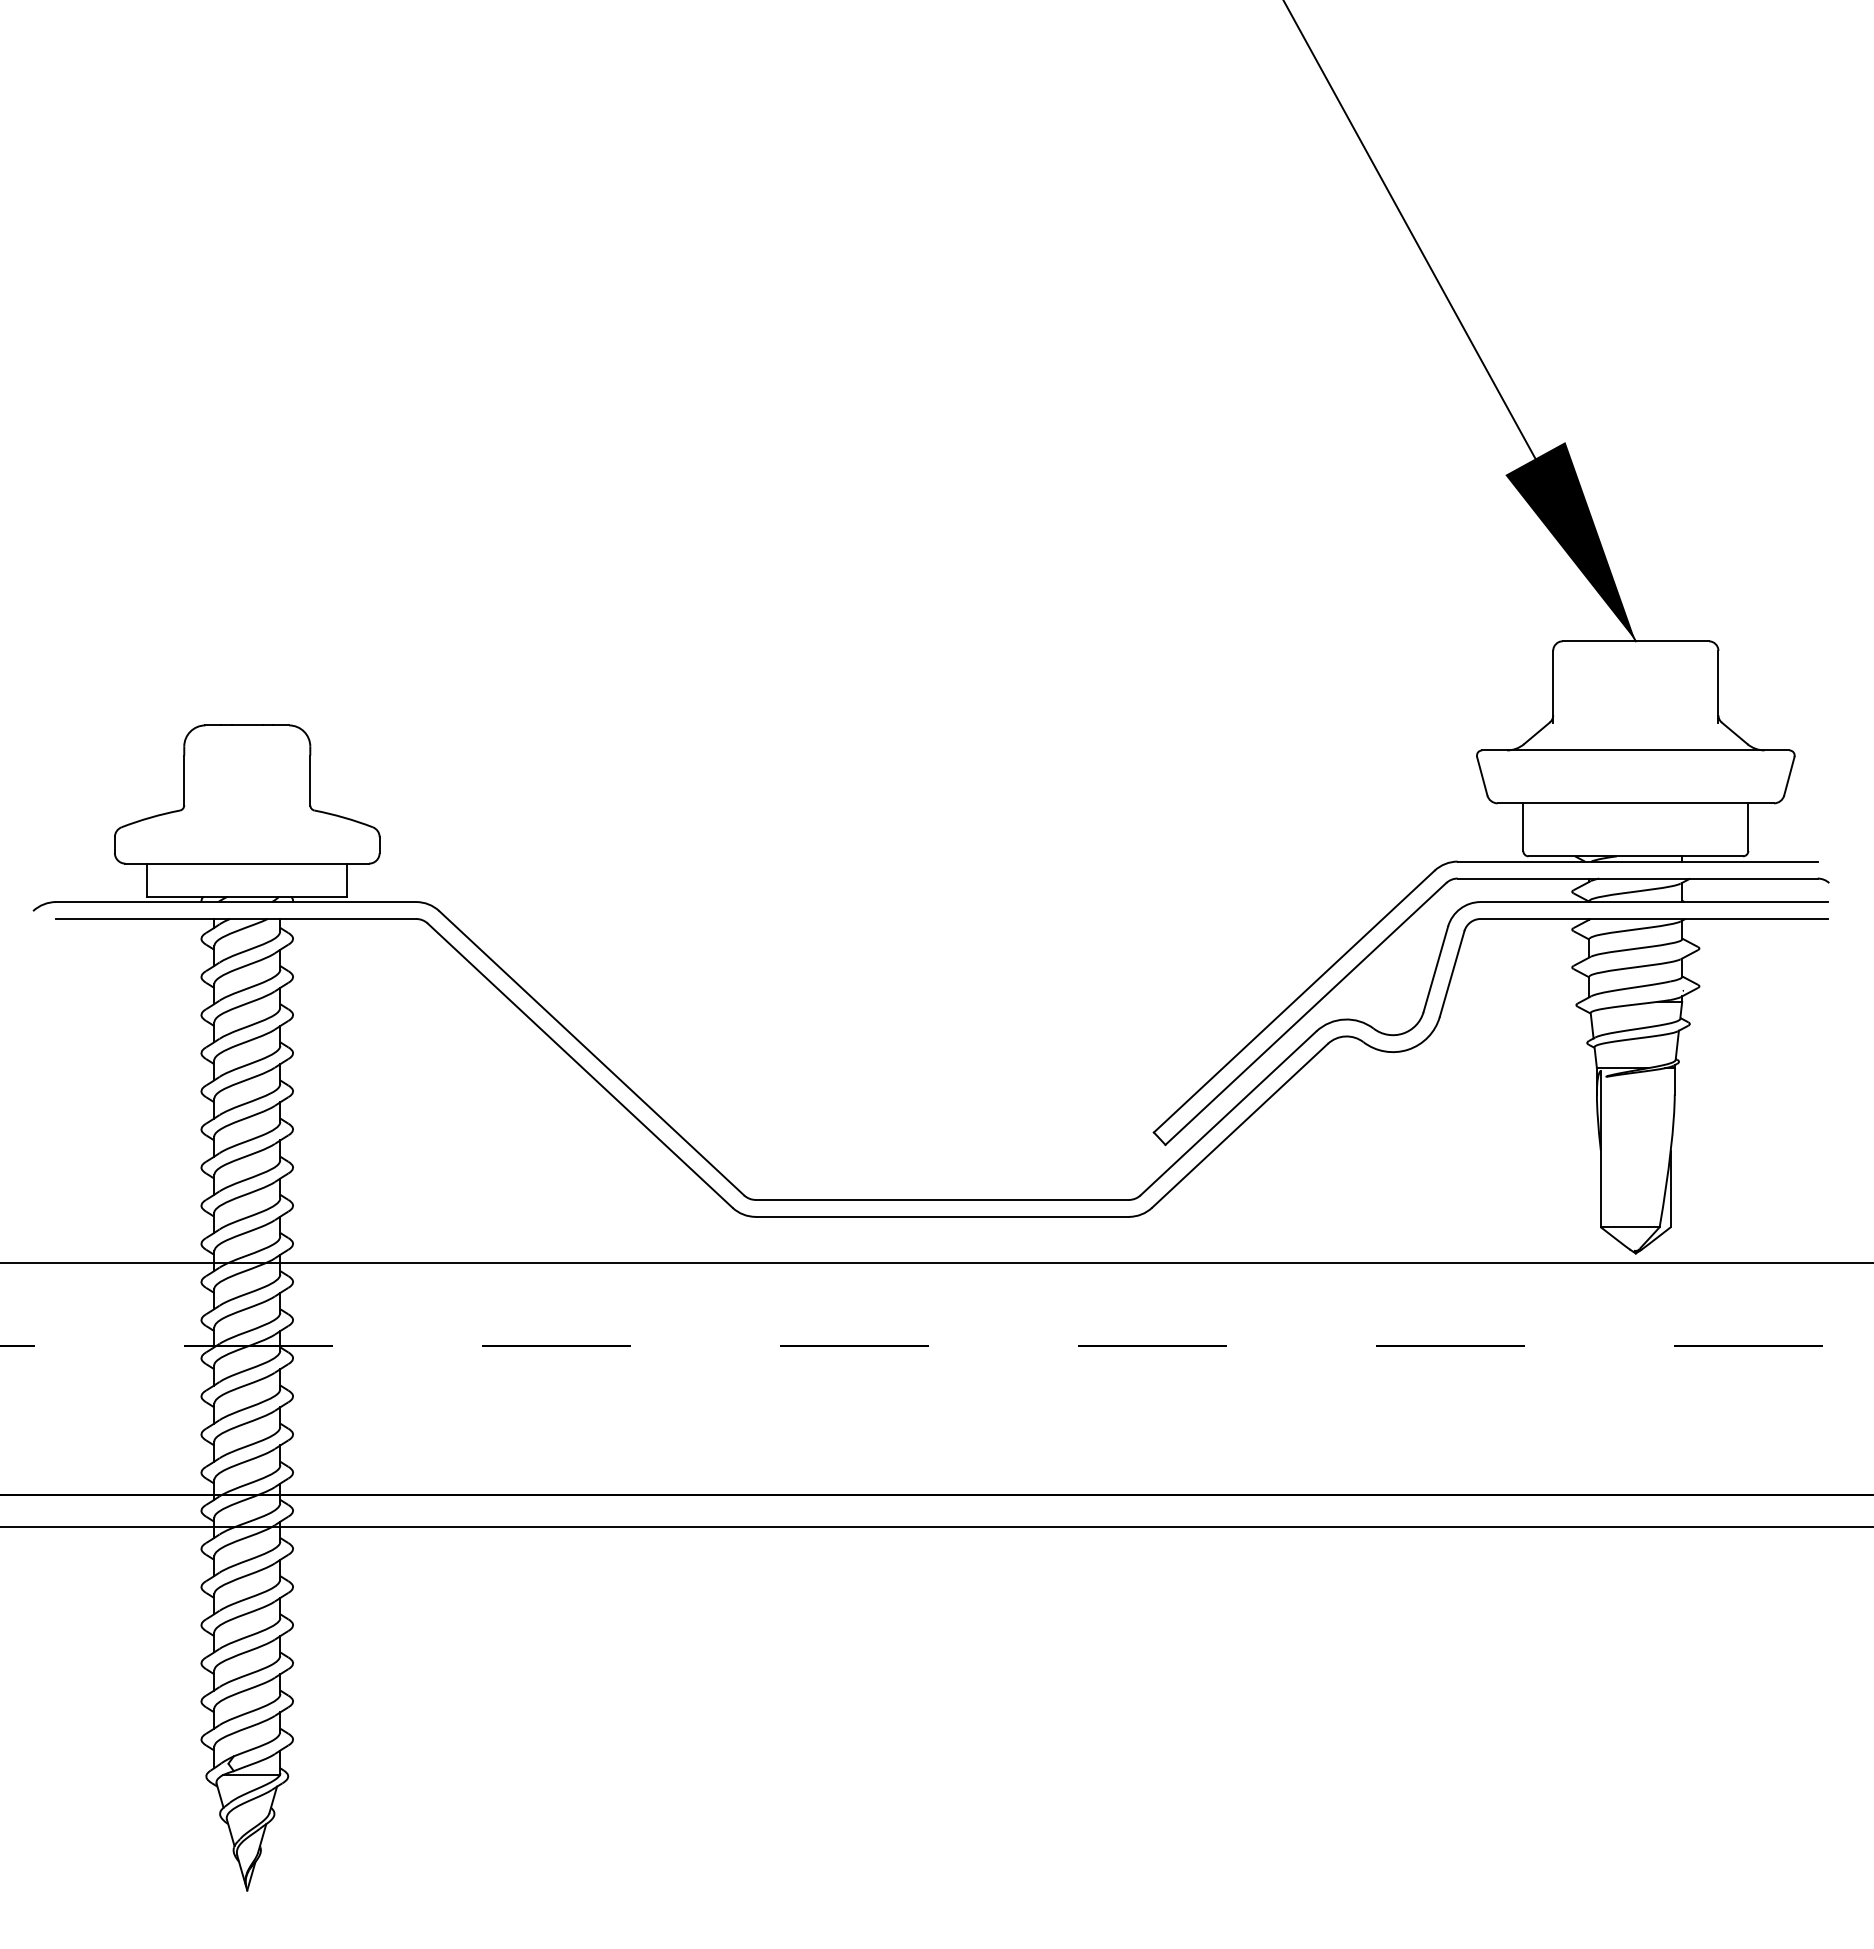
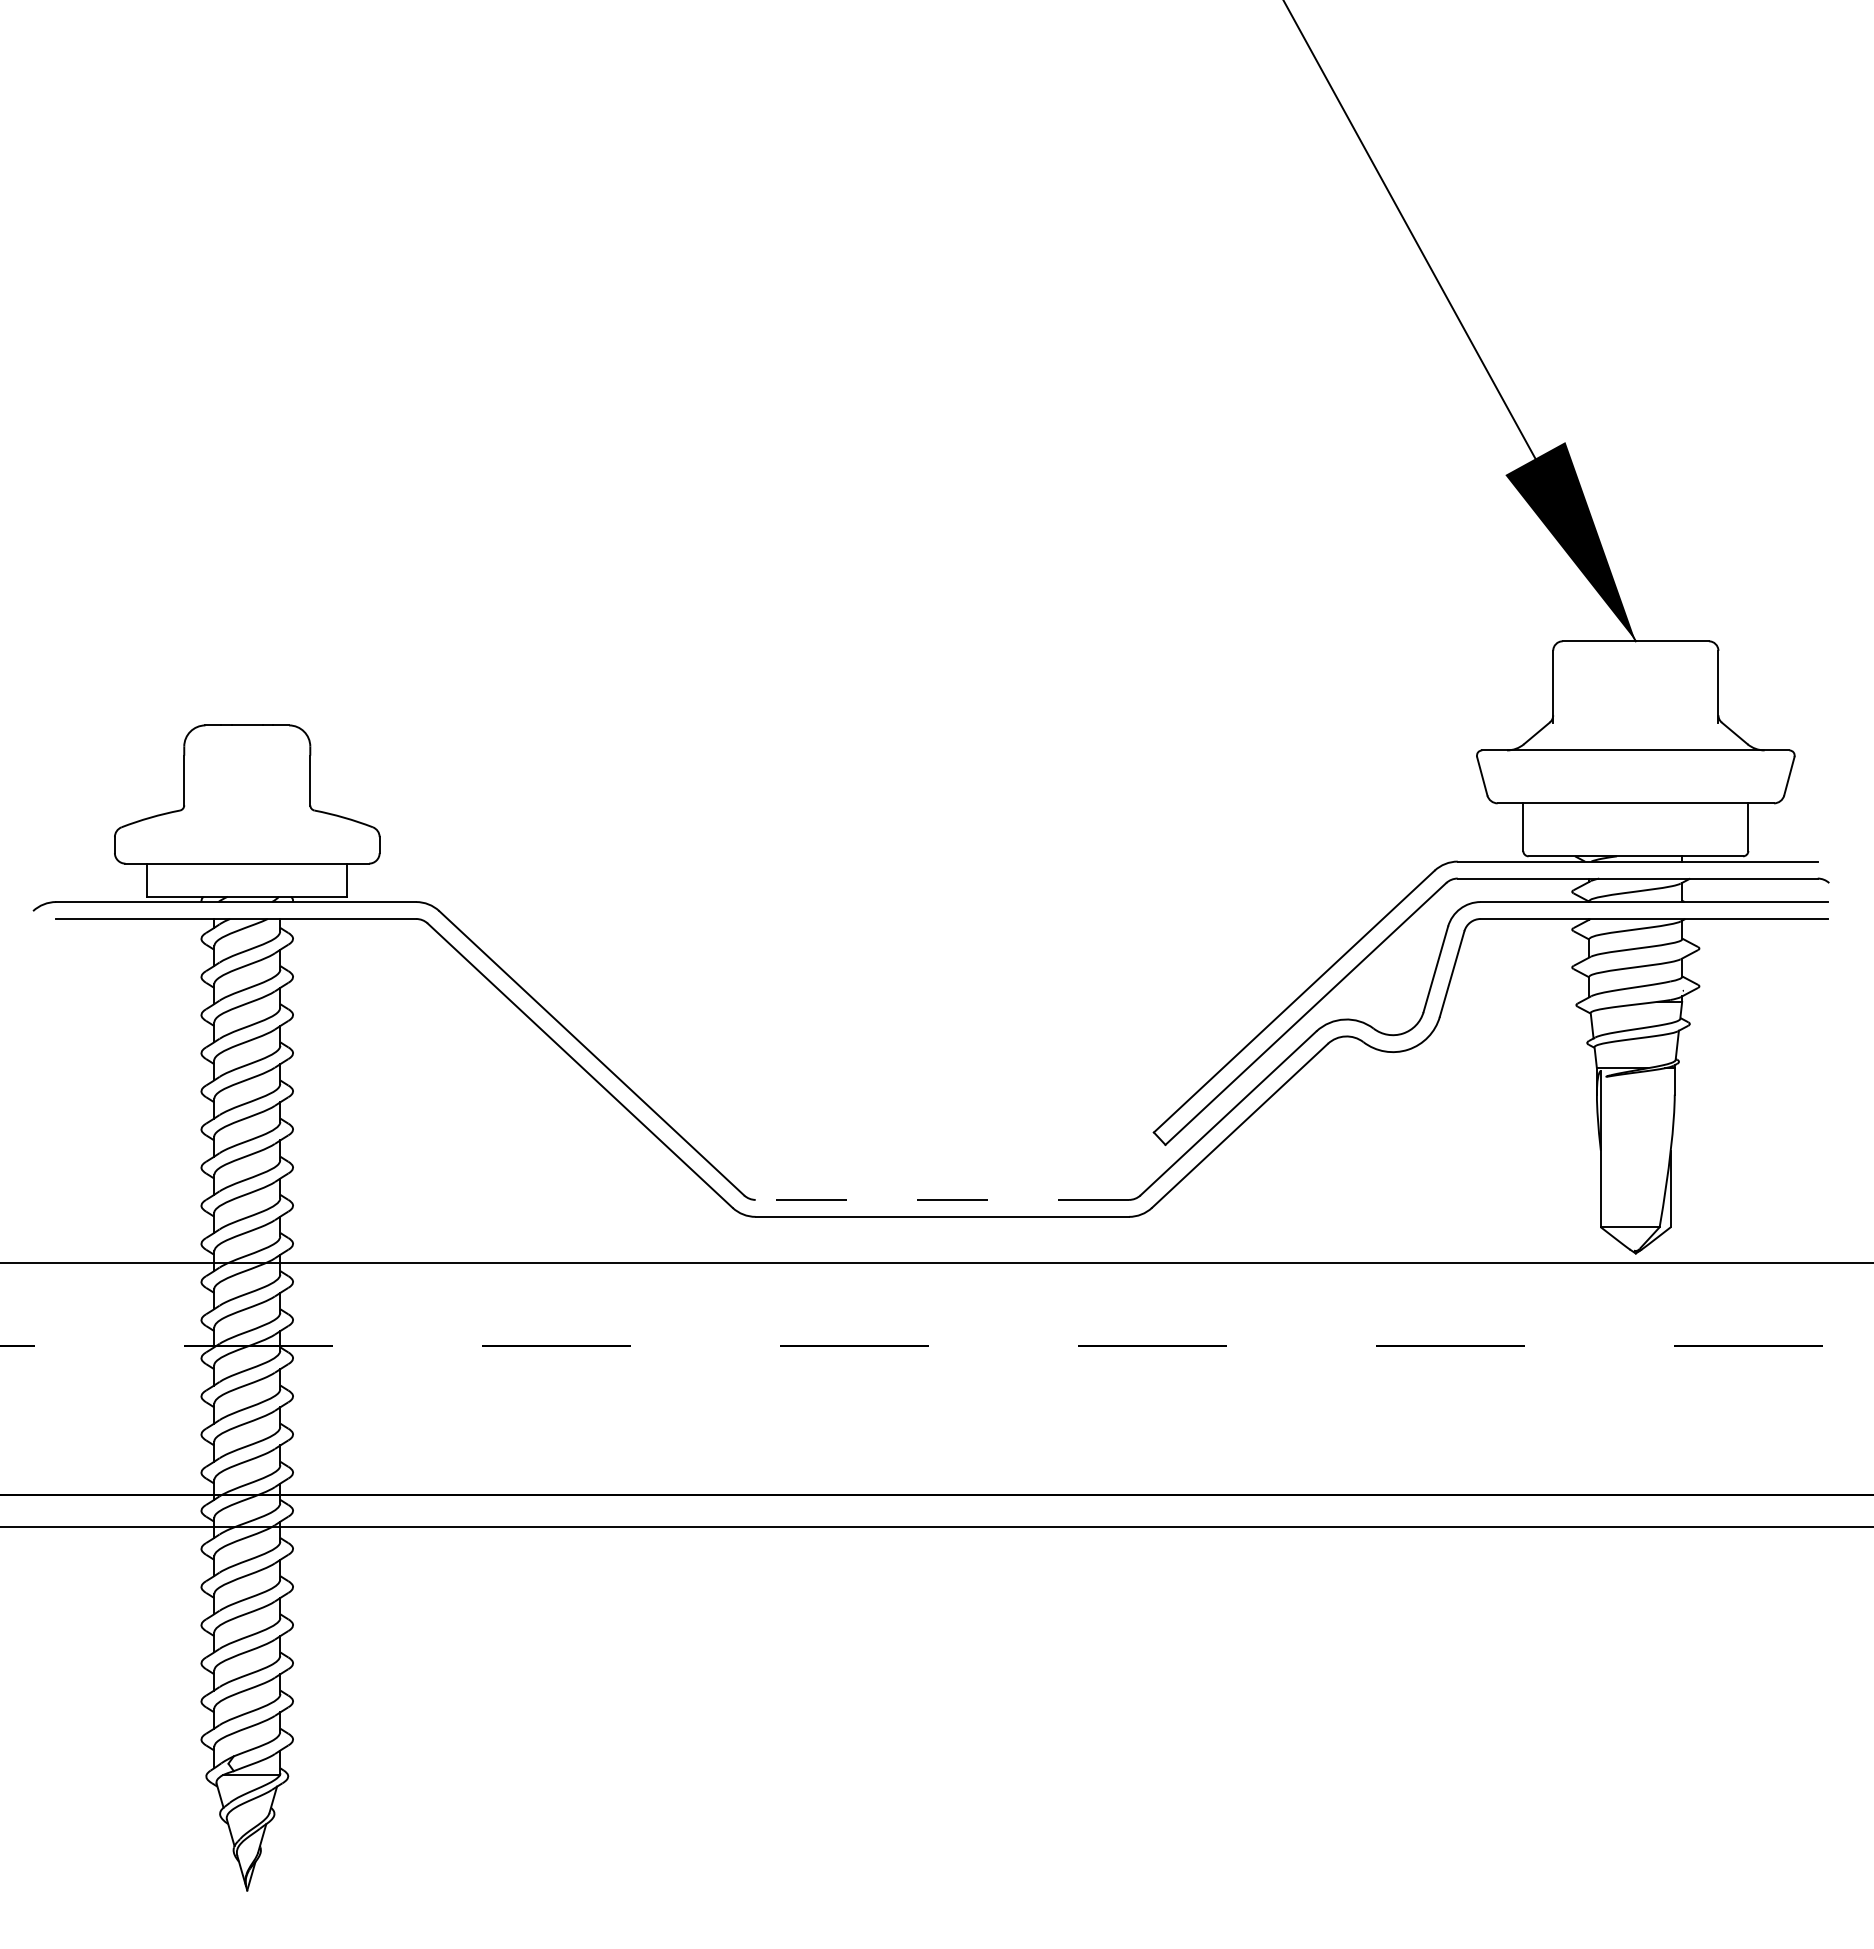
line: solid -> dashed (942, 1199)
